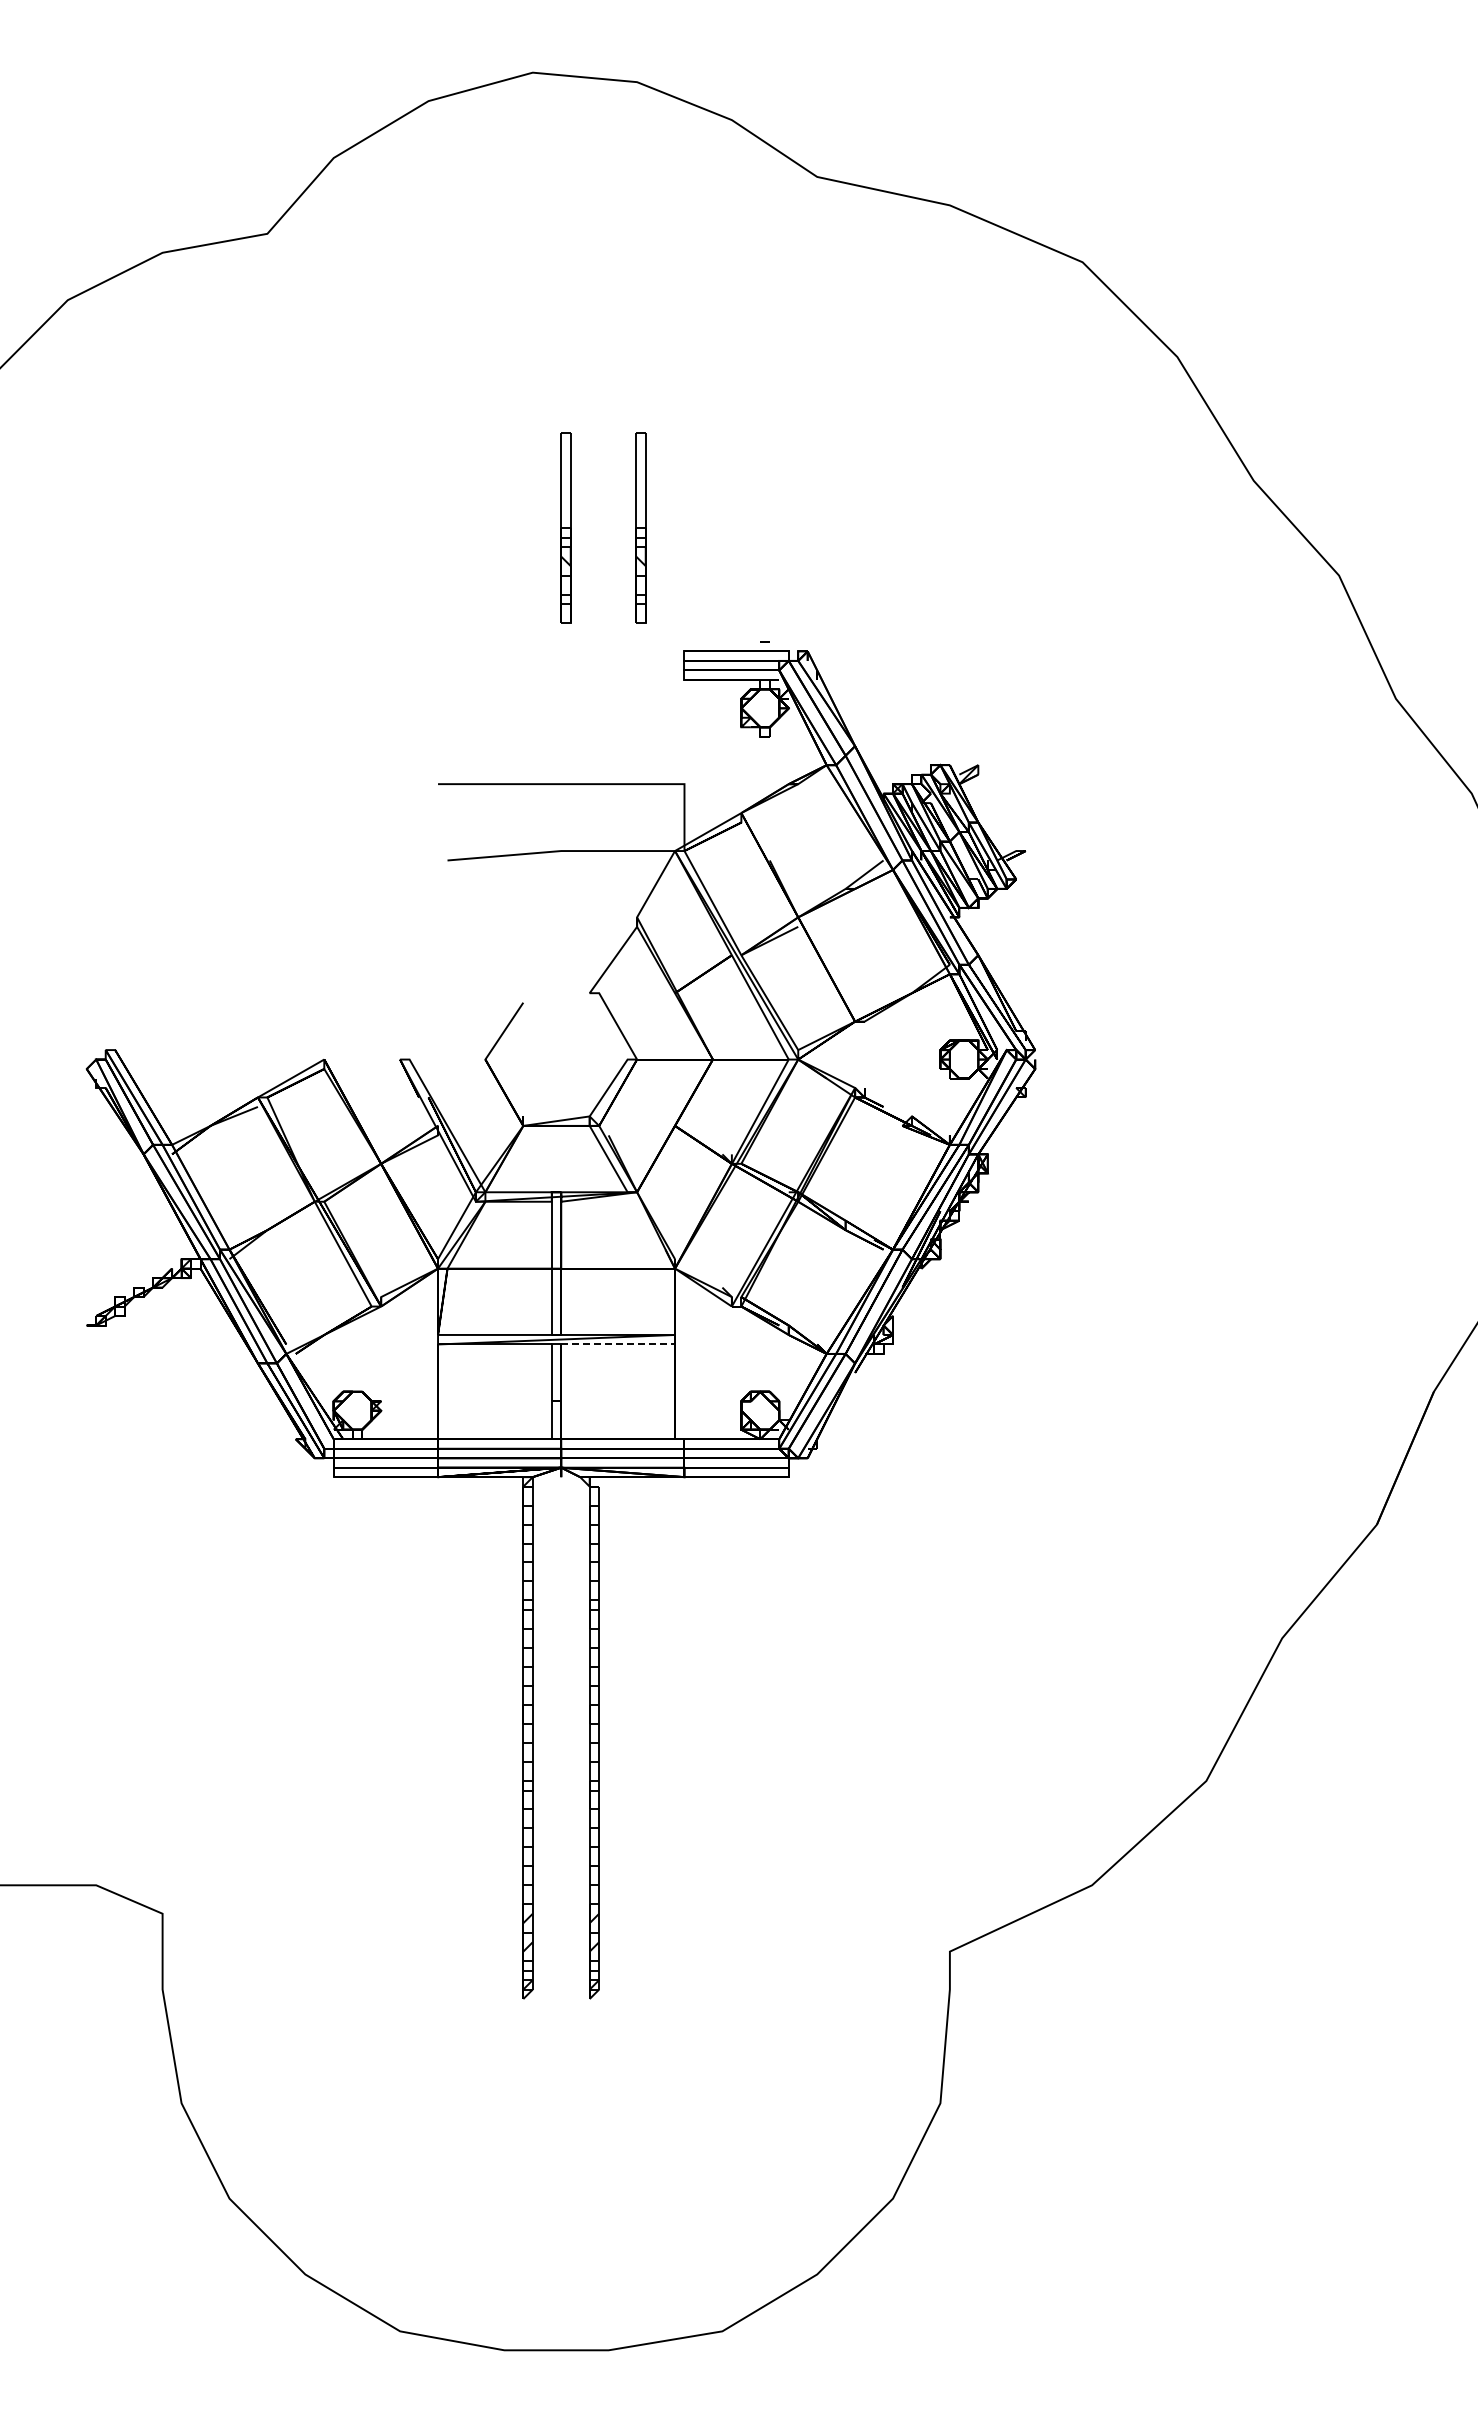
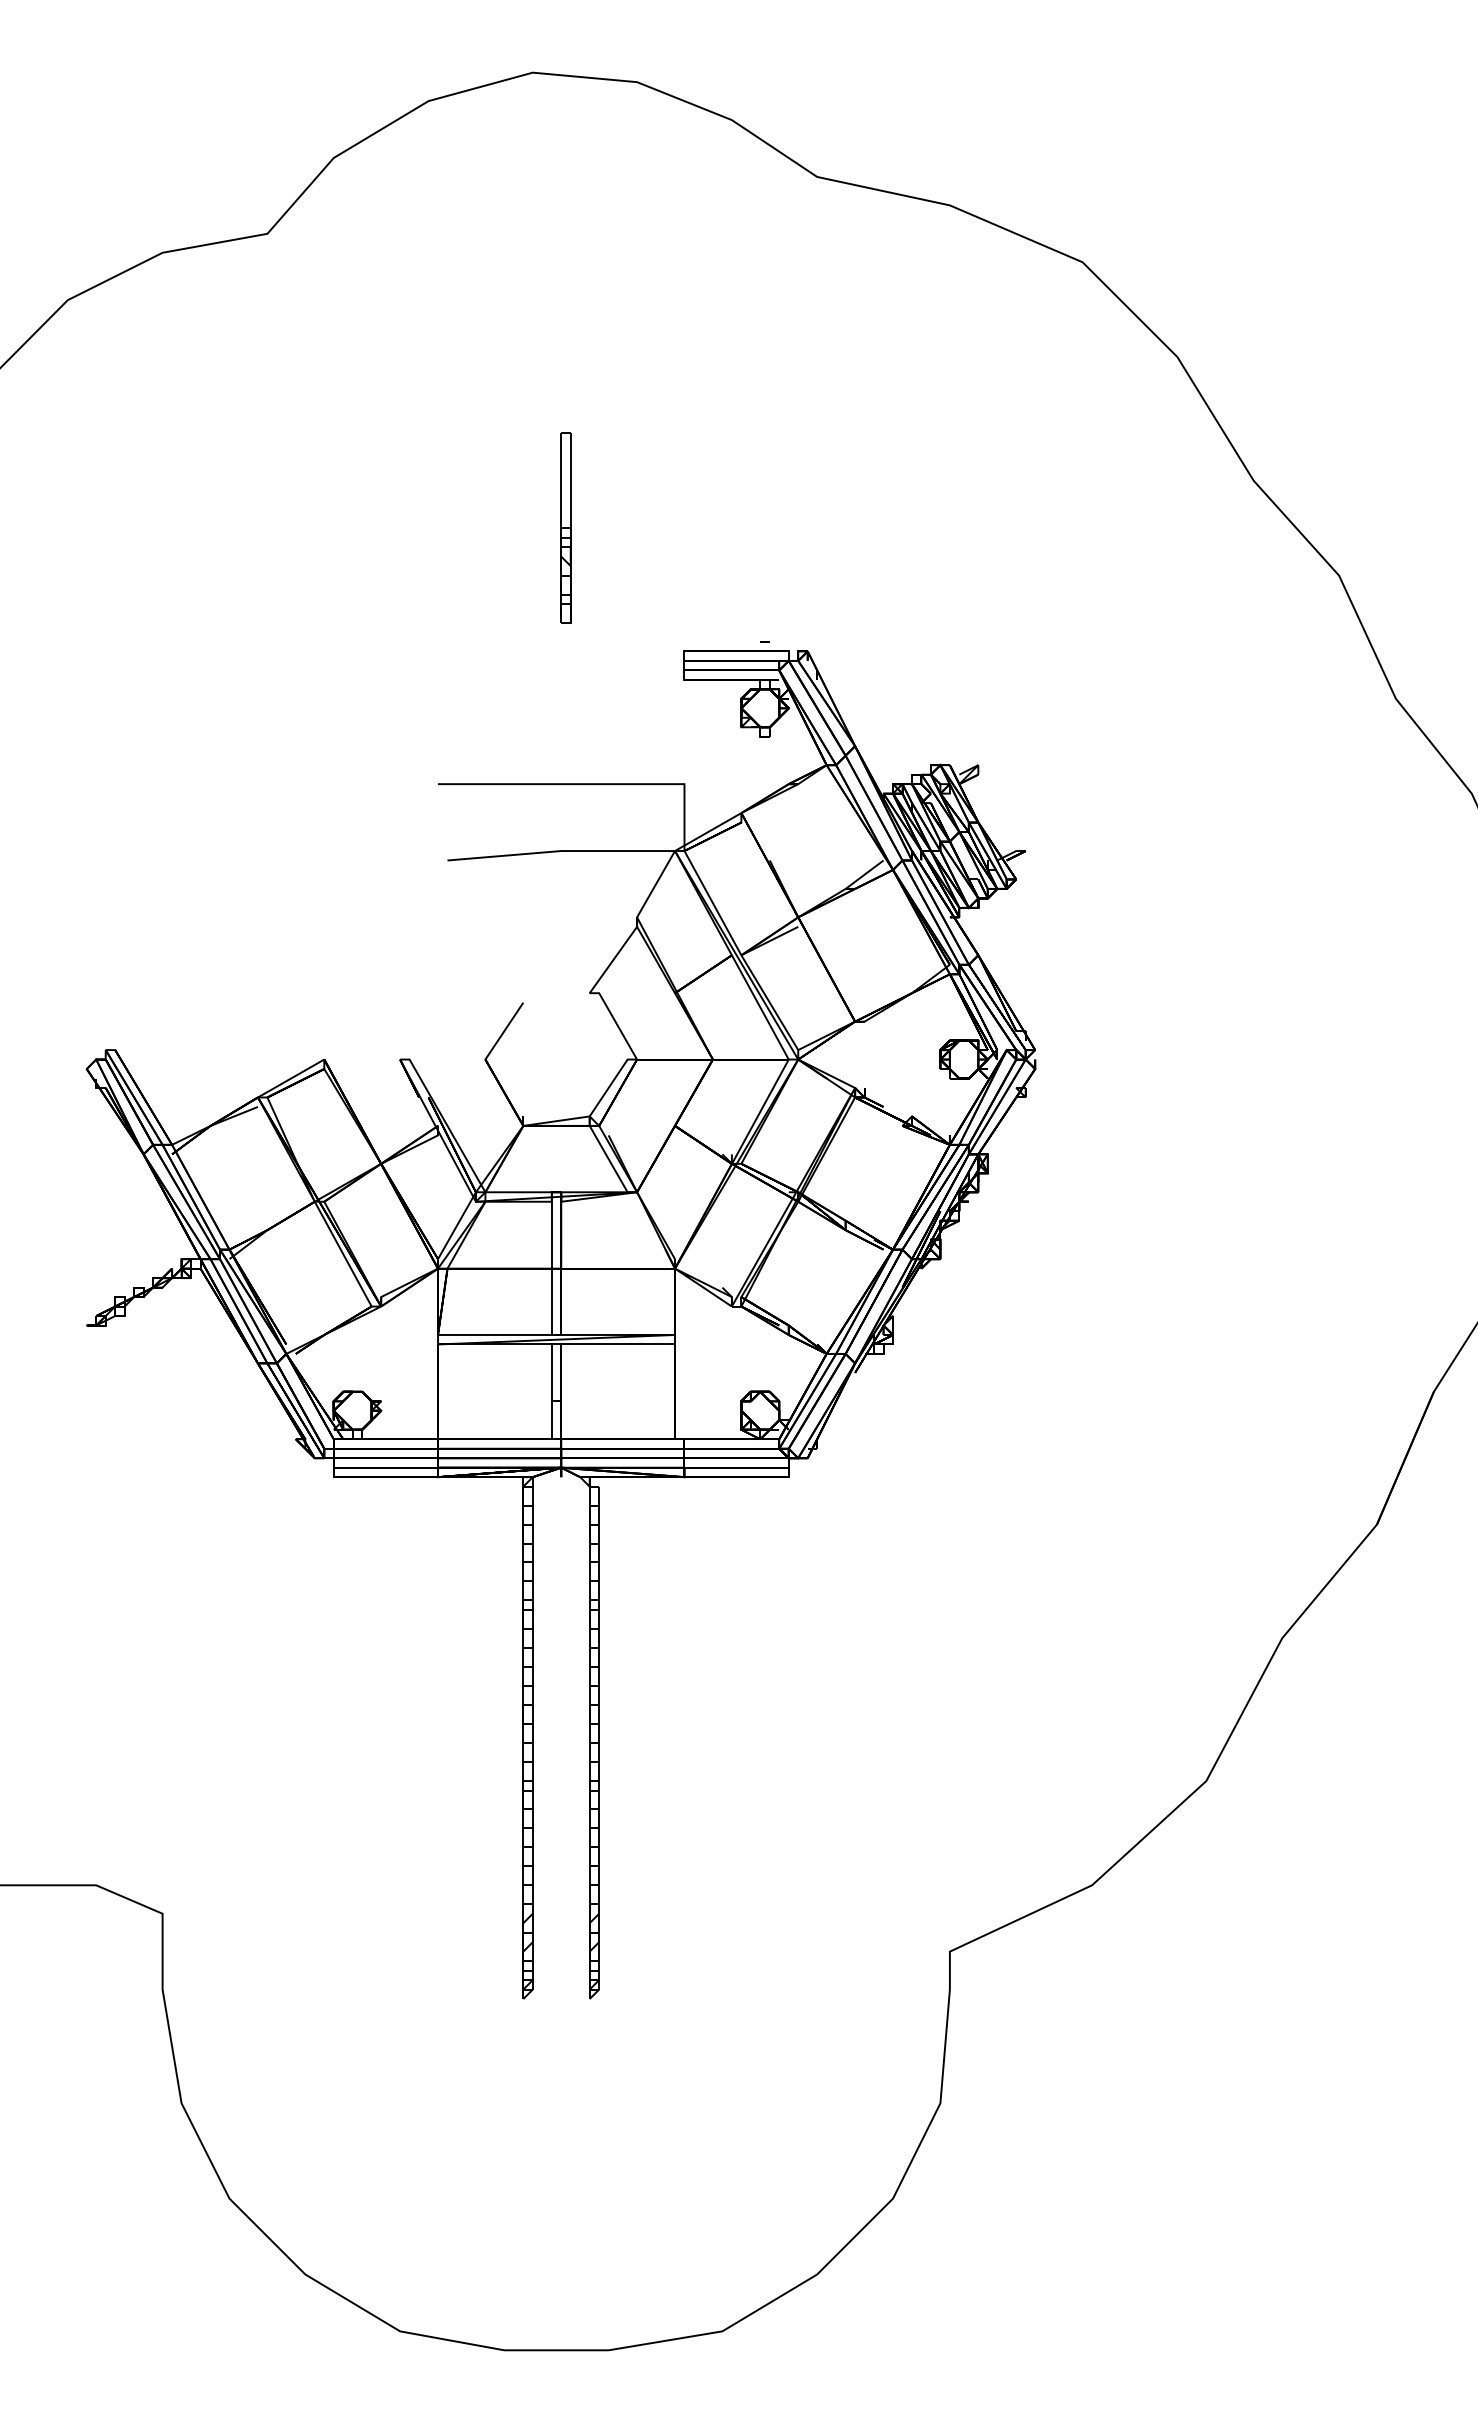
part: present -> none (640, 527)
line: dashed -> solid (618, 1344)
